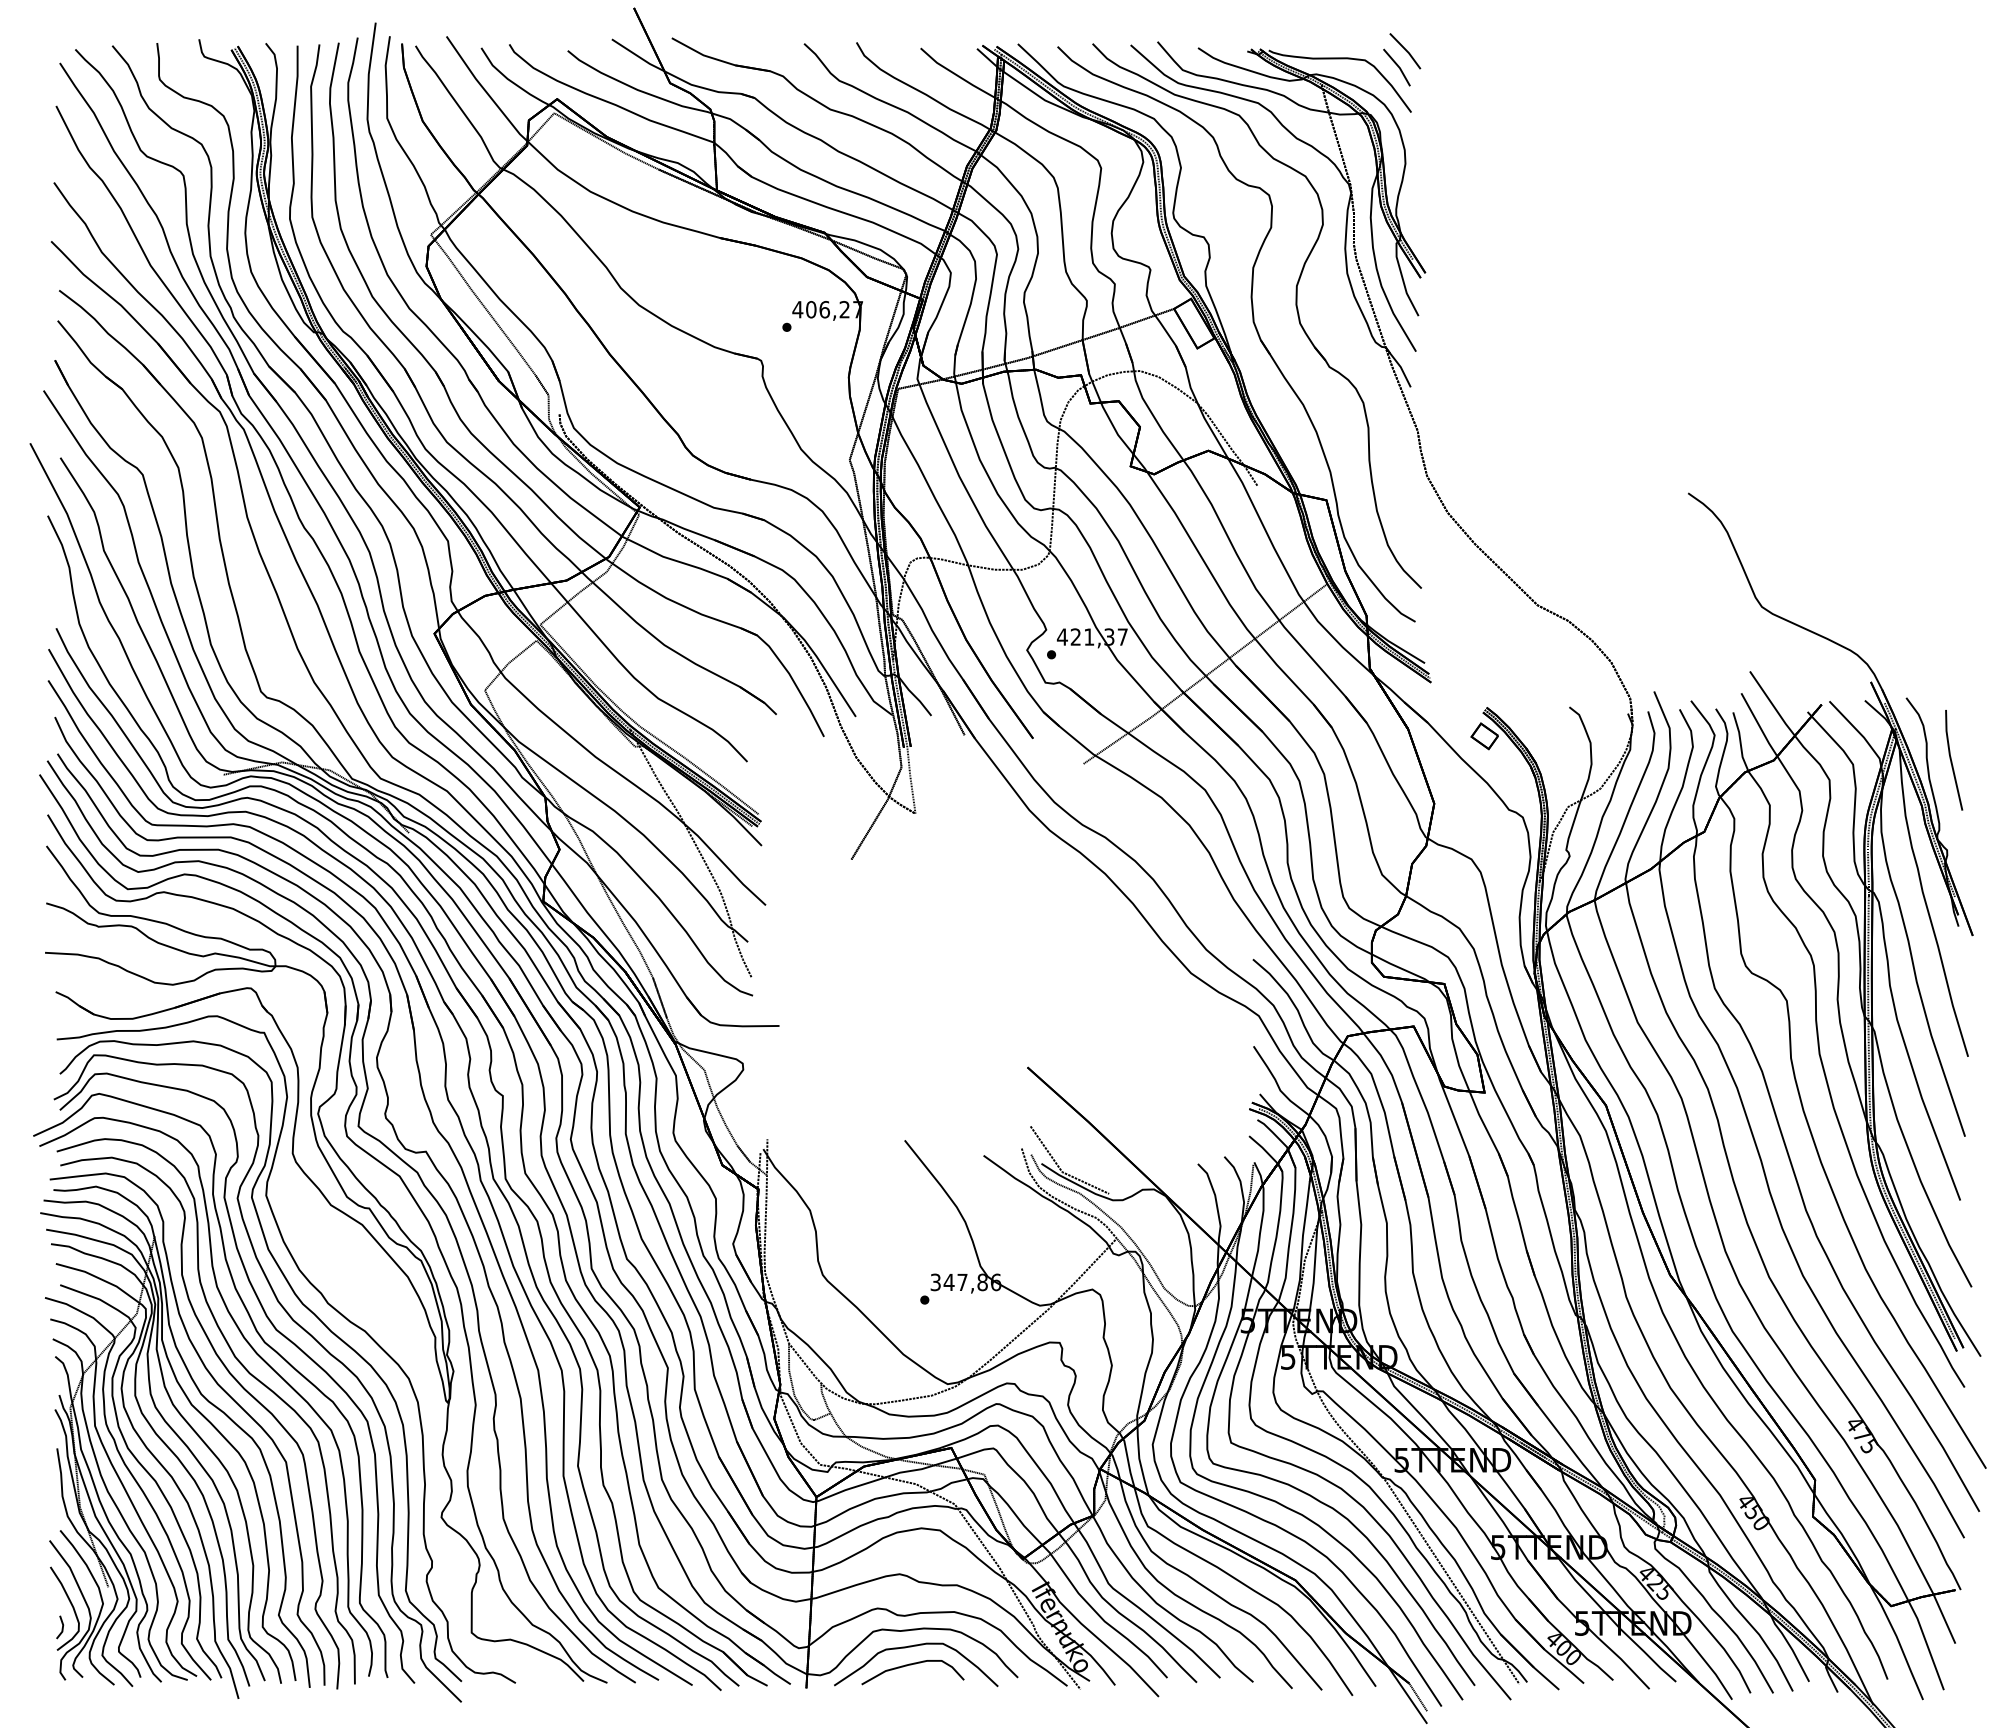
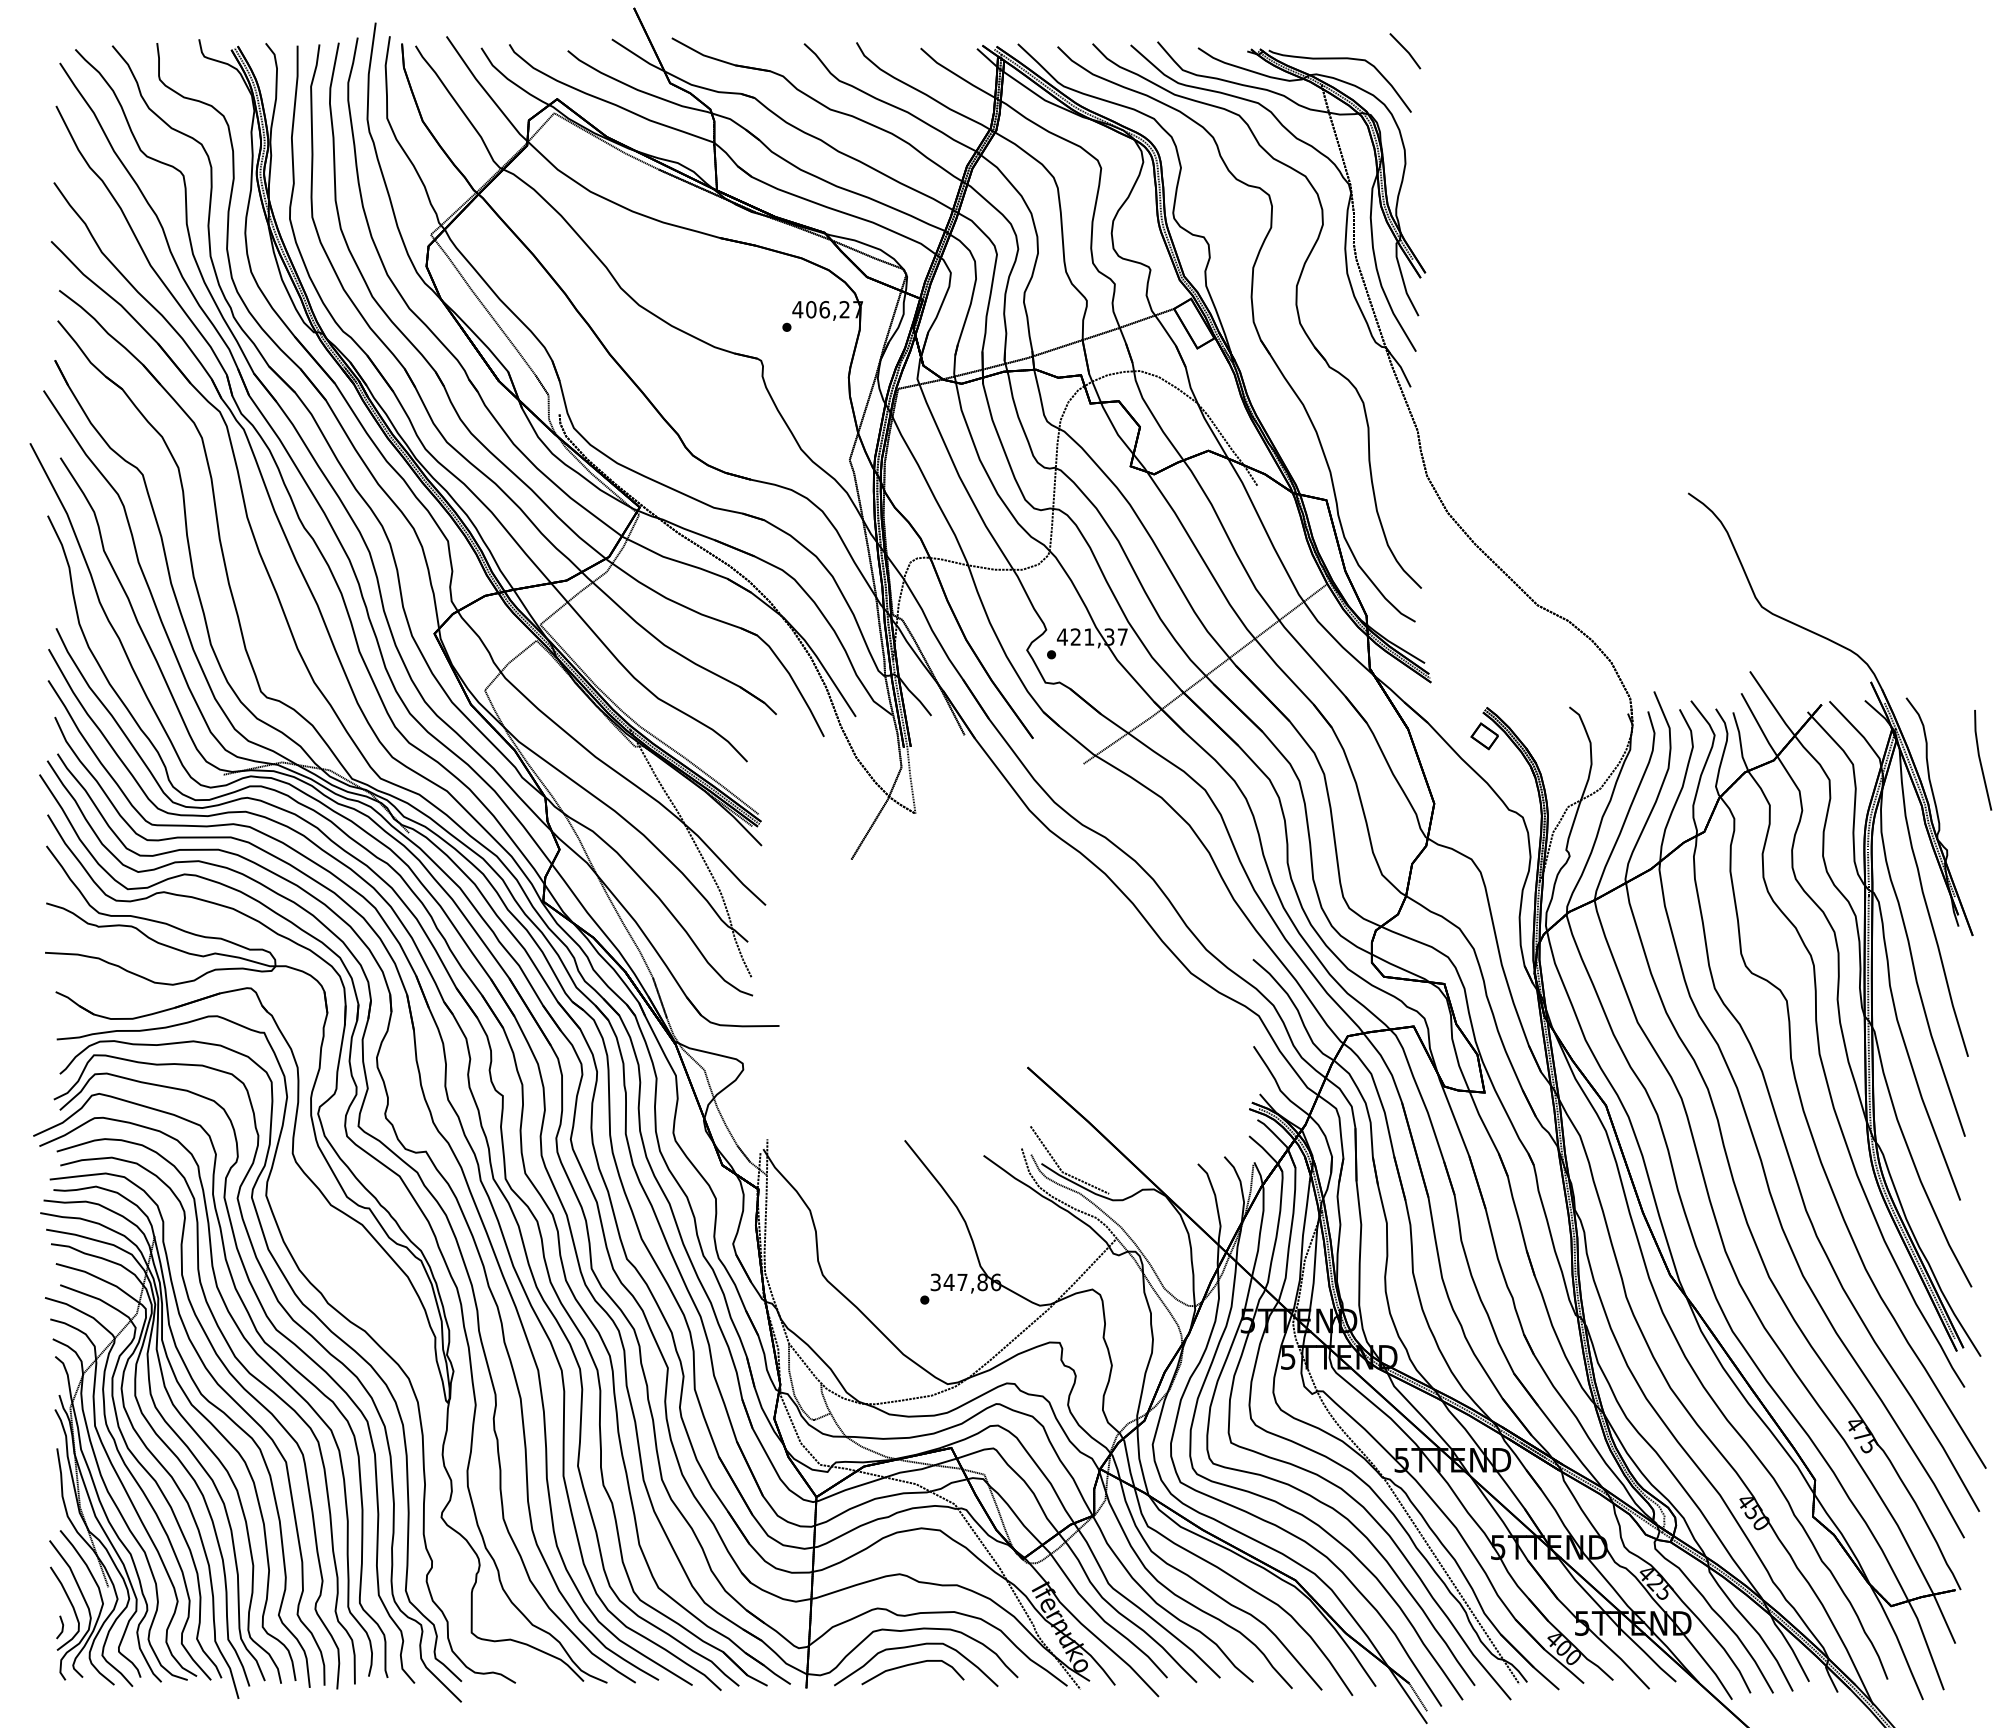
line: present -> none (1397, 66)
part position: (1954, 760) -> (1983, 760) (1983, 760)
